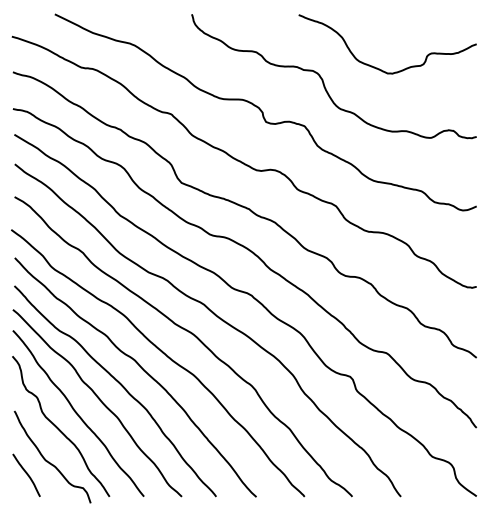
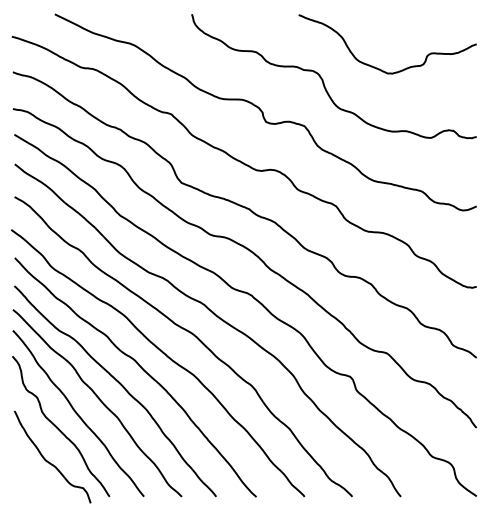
curve: present -> none (26, 474)
